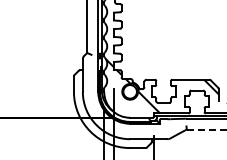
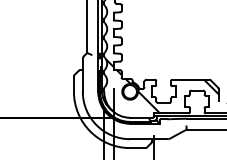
line: dashed -> solid (206, 129)
